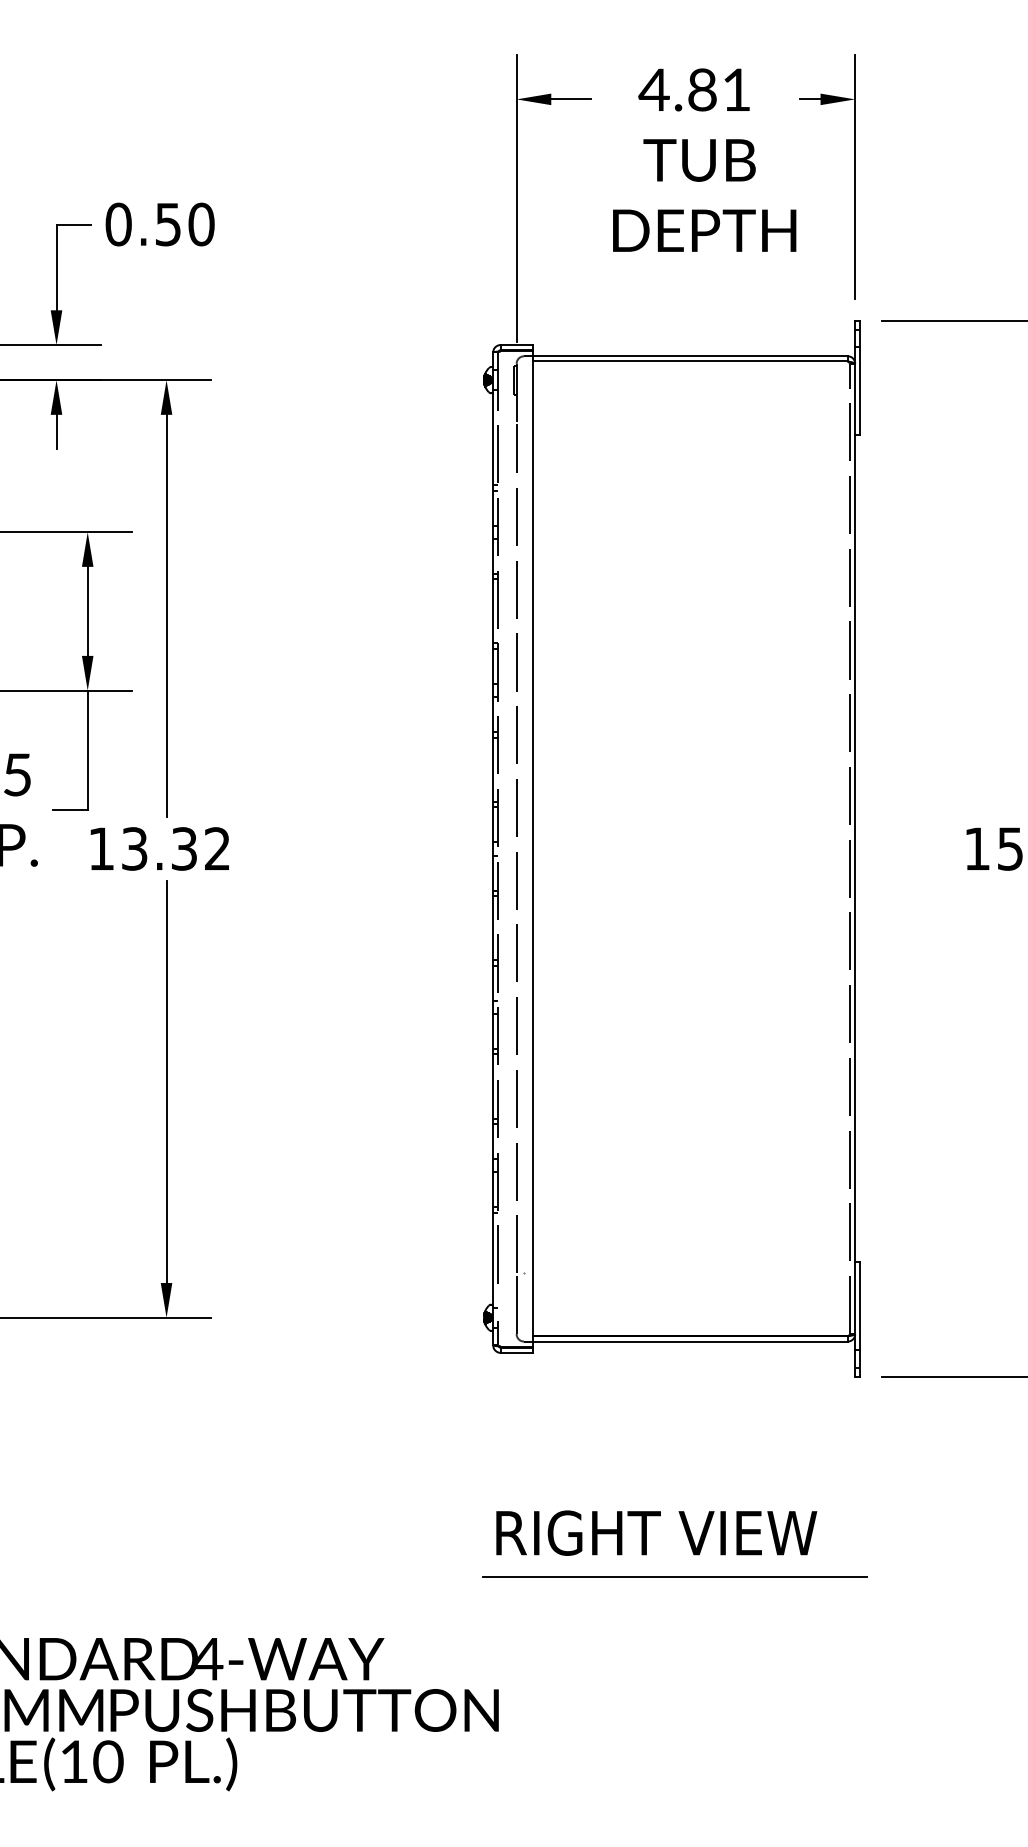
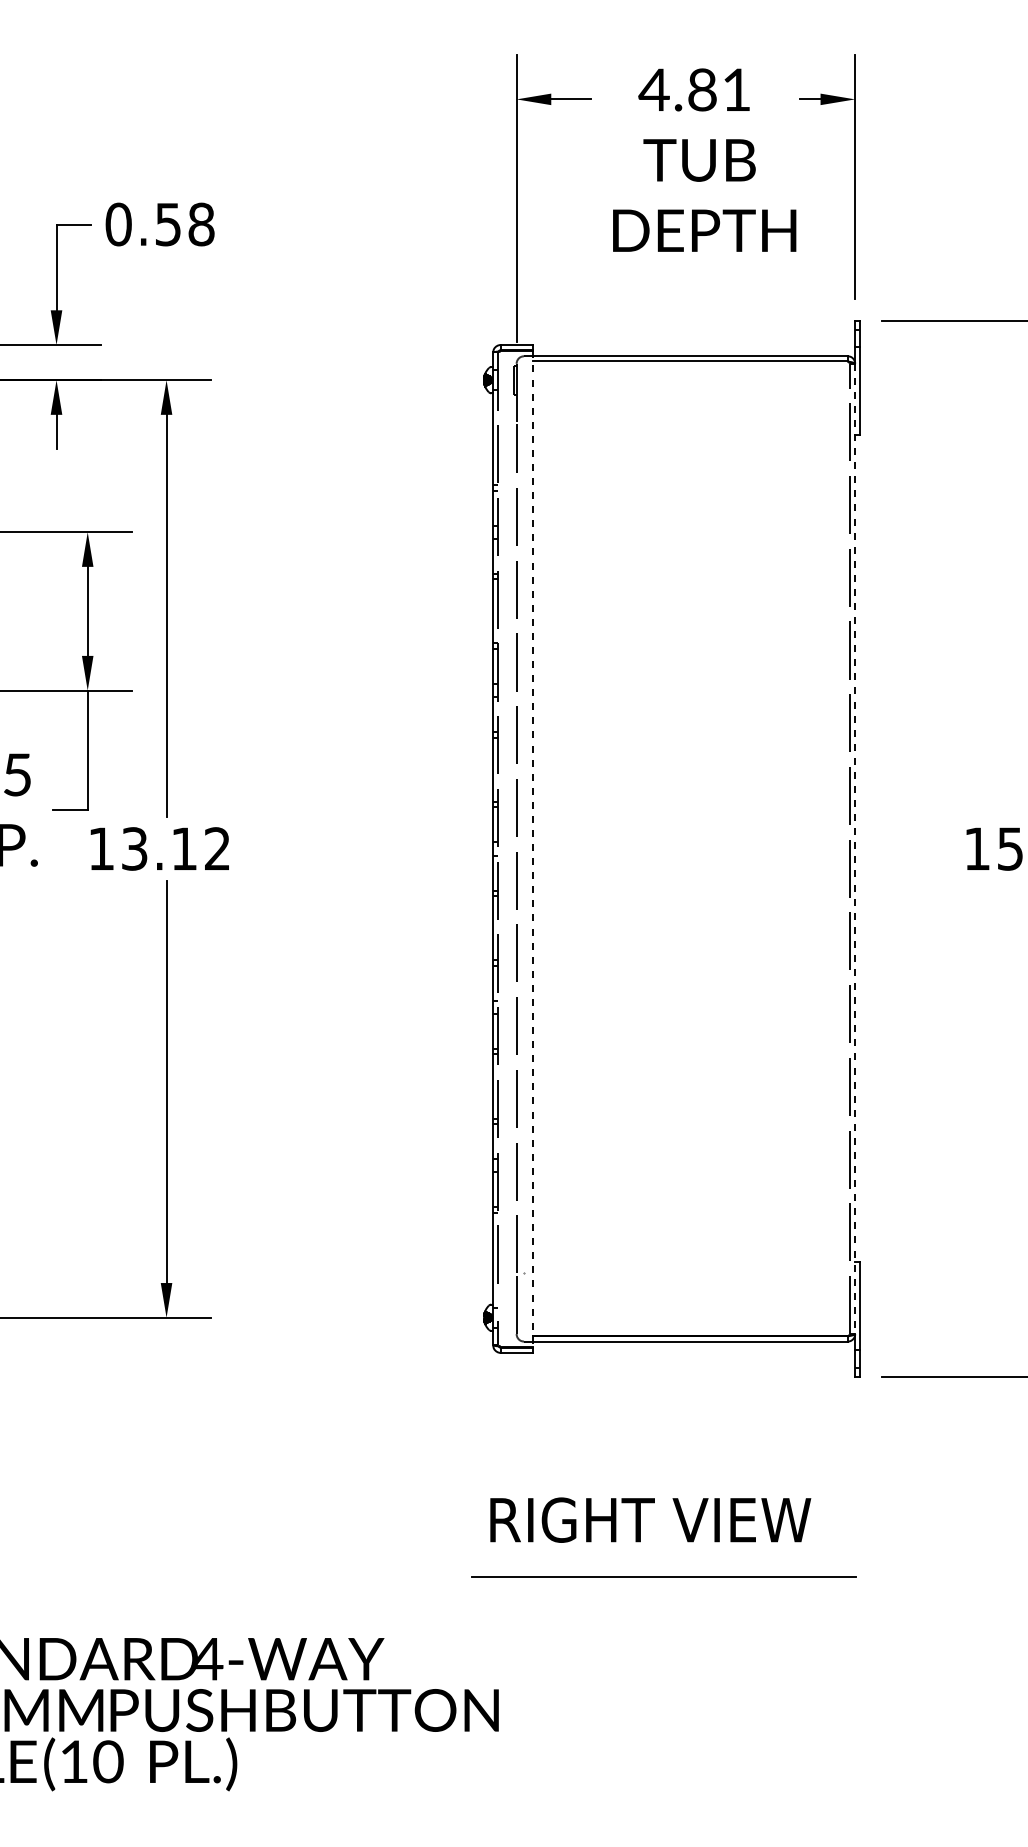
text: 0.50 -> 0.58 (201, 224)
text: 13.32 -> 13.12 (184, 848)
line: solid -> dashed (532, 848)
line: solid -> dashed (855, 849)
text position: (656, 1532) -> (650, 1519) (650, 1519)
line position: (674, 1576) -> (663, 1576) (663, 1576)
